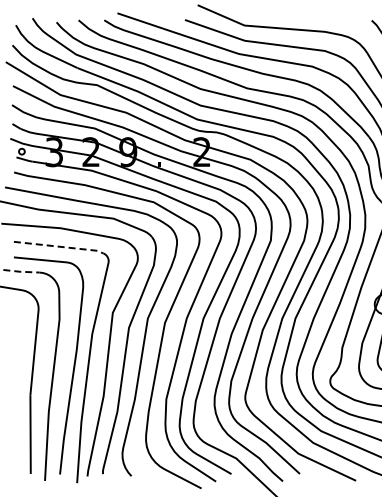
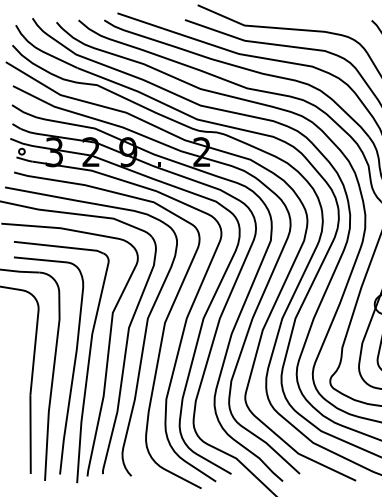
line: dashed -> solid (60, 246)
line: dashed -> solid (20, 271)
